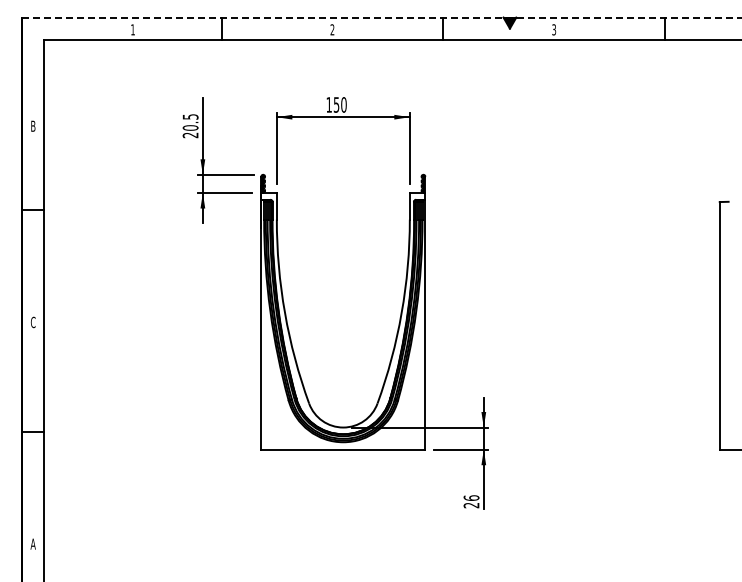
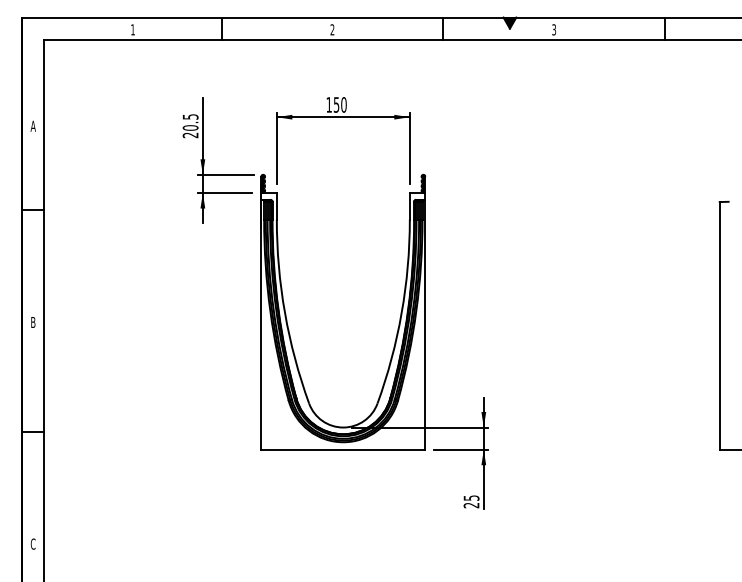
line: dashed -> solid (382, 17)
text: B -> A (32, 125)
text: C -> B (32, 322)
text: 26 -> 25 (471, 497)
text: A -> C (32, 543)
